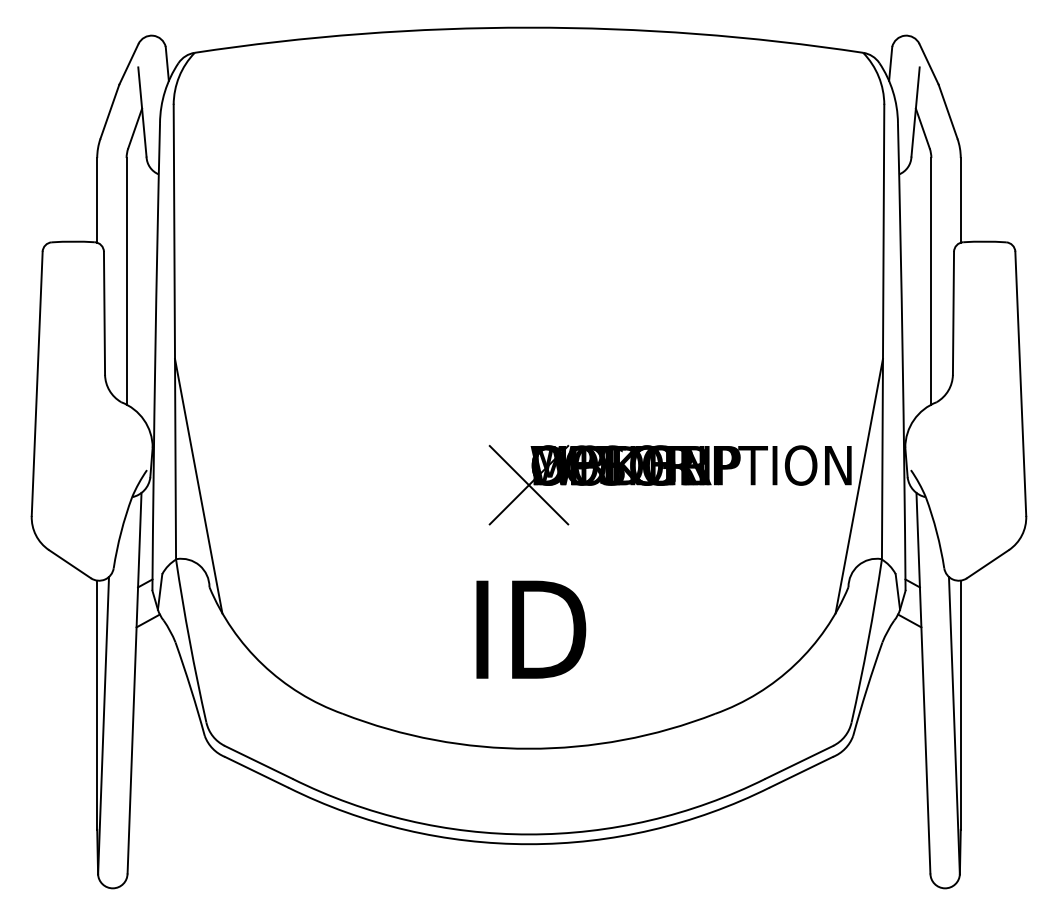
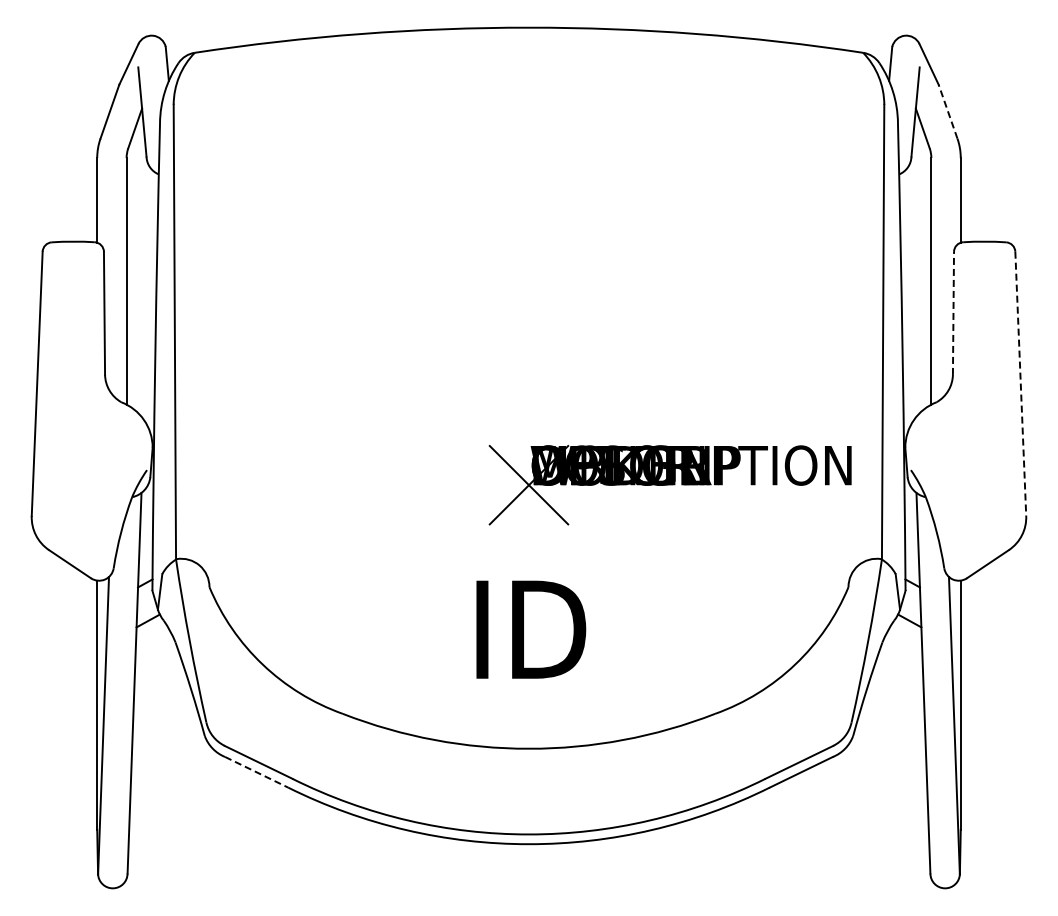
line: solid -> dashed (948, 111)
line: solid -> dashed (953, 312)
line: solid -> dashed (1020, 384)
line: present -> none (198, 485)
line: present -> none (858, 485)
line: solid -> dashed (257, 772)
